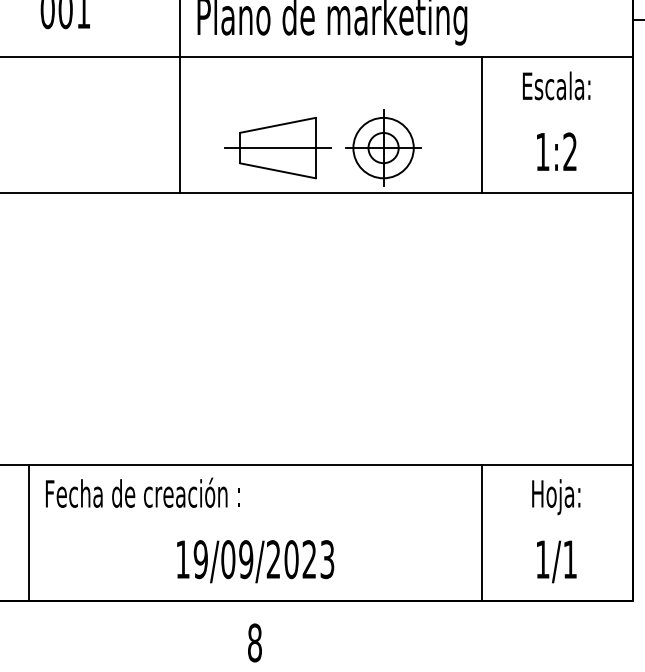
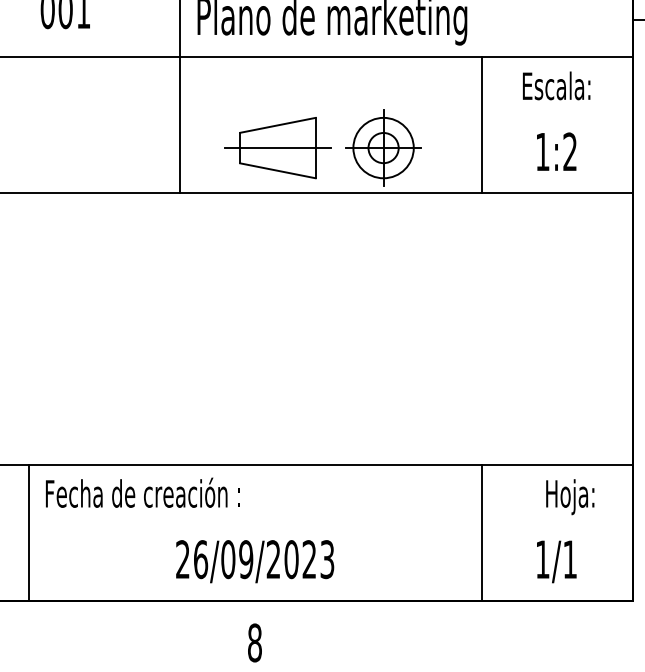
text position: (556, 497) -> (570, 497) (570, 497)
text: 19/09/2023 -> 26/09/2023 (192, 559)
